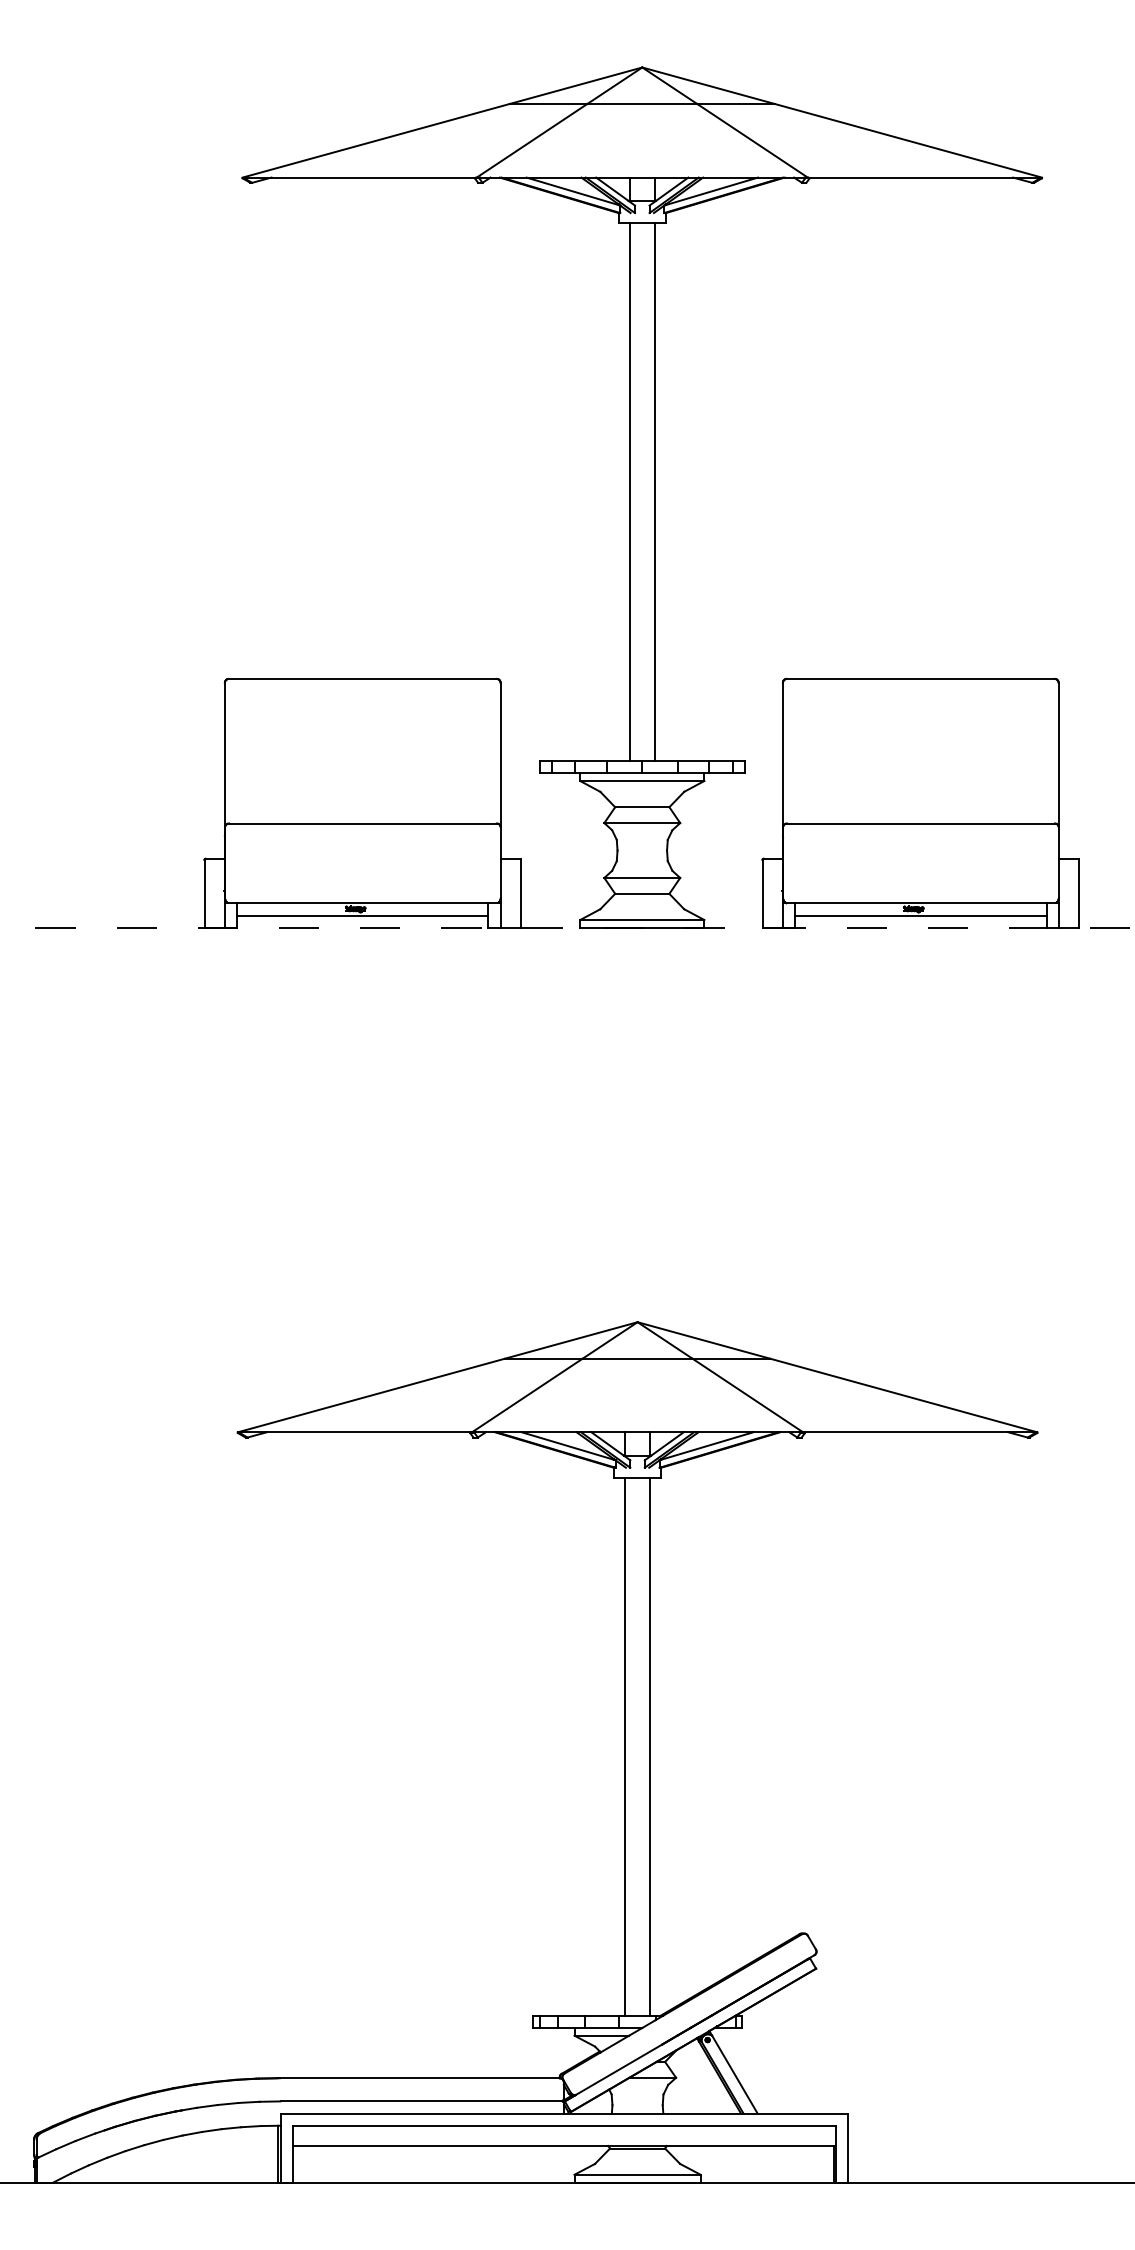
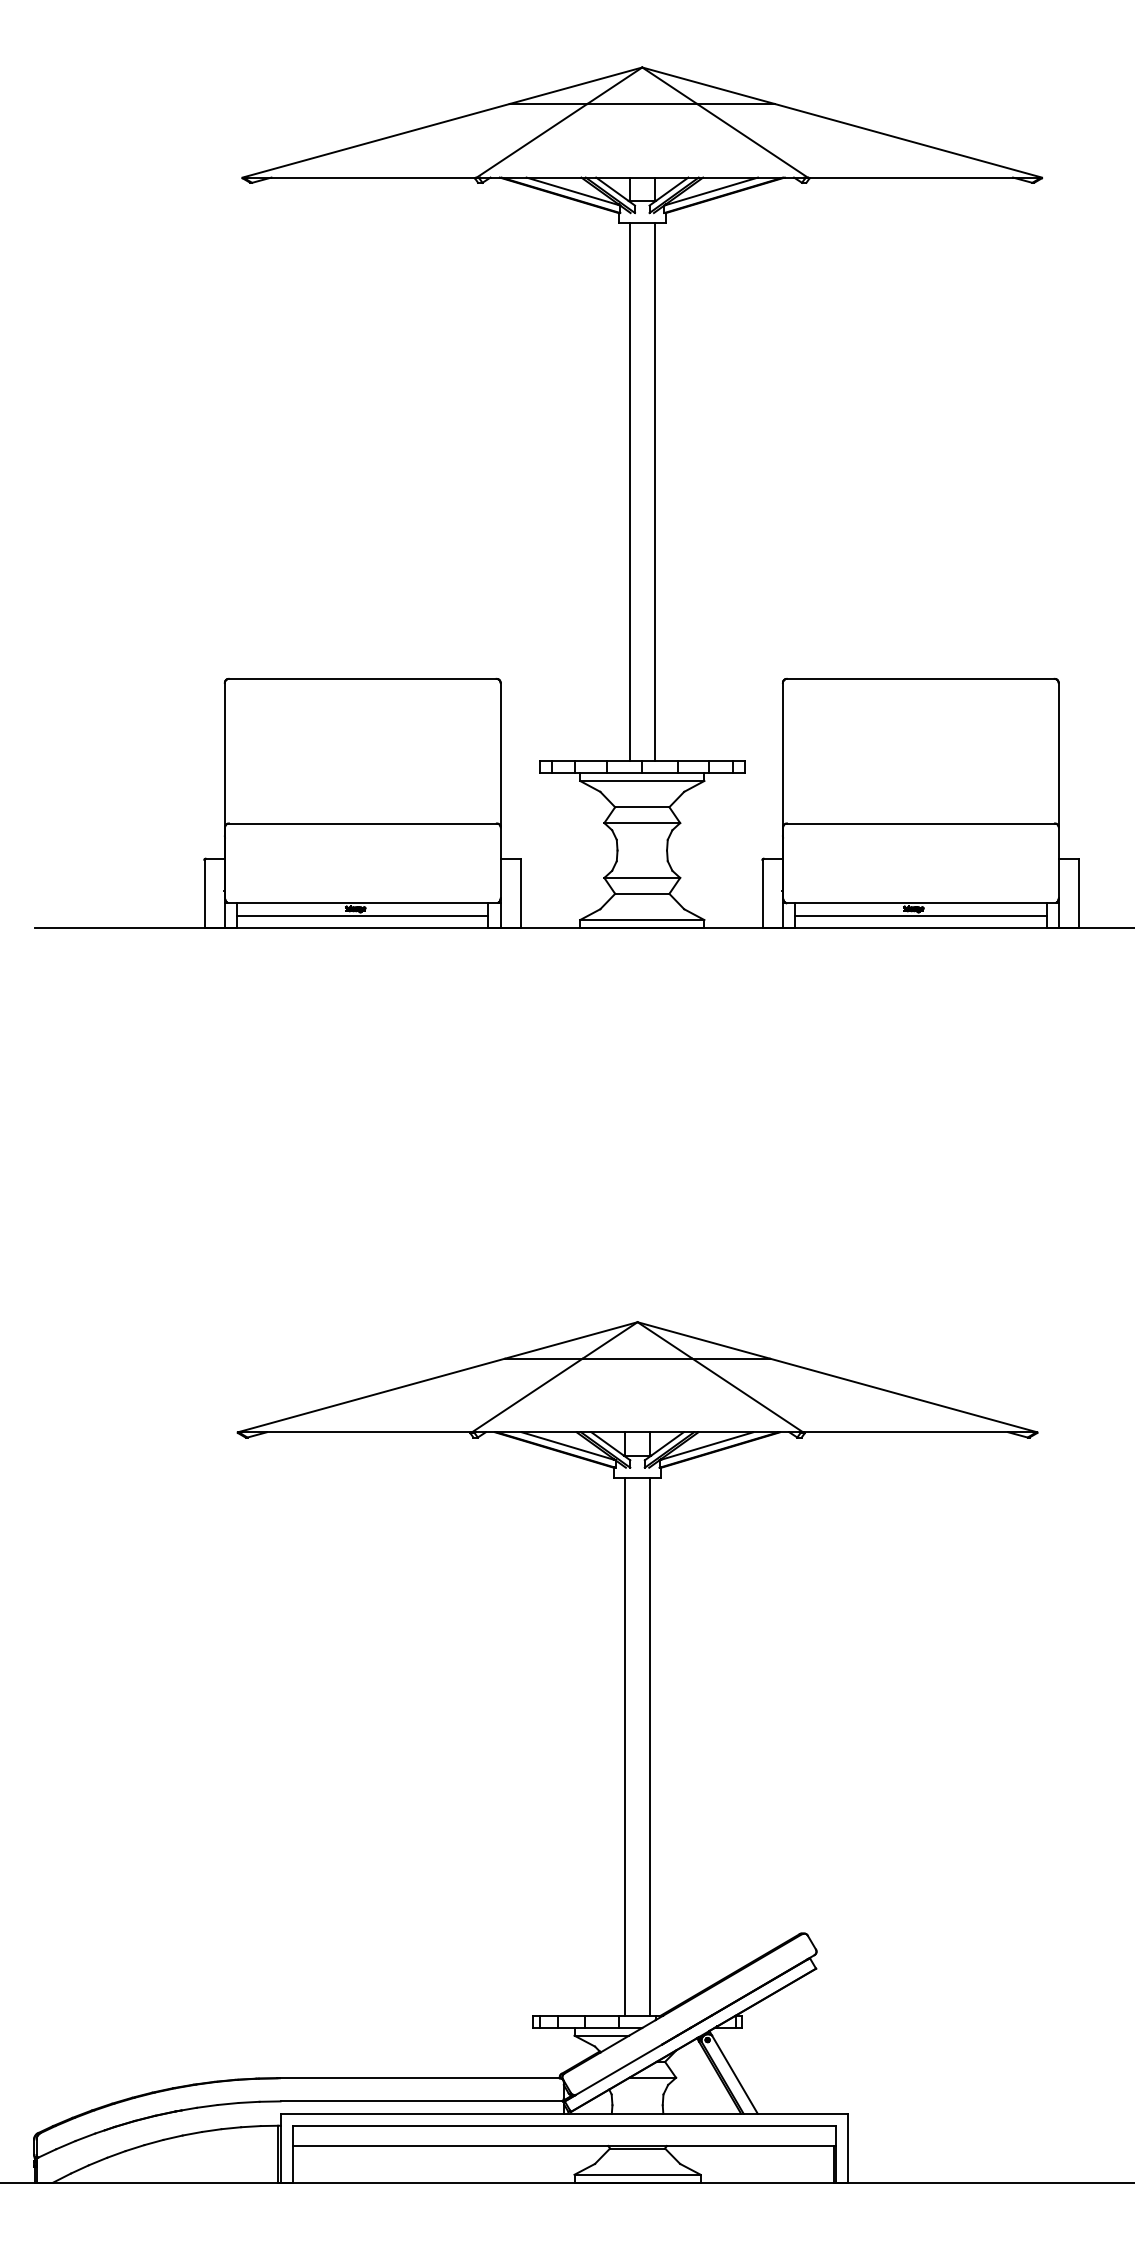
line: dashed -> solid (585, 927)
